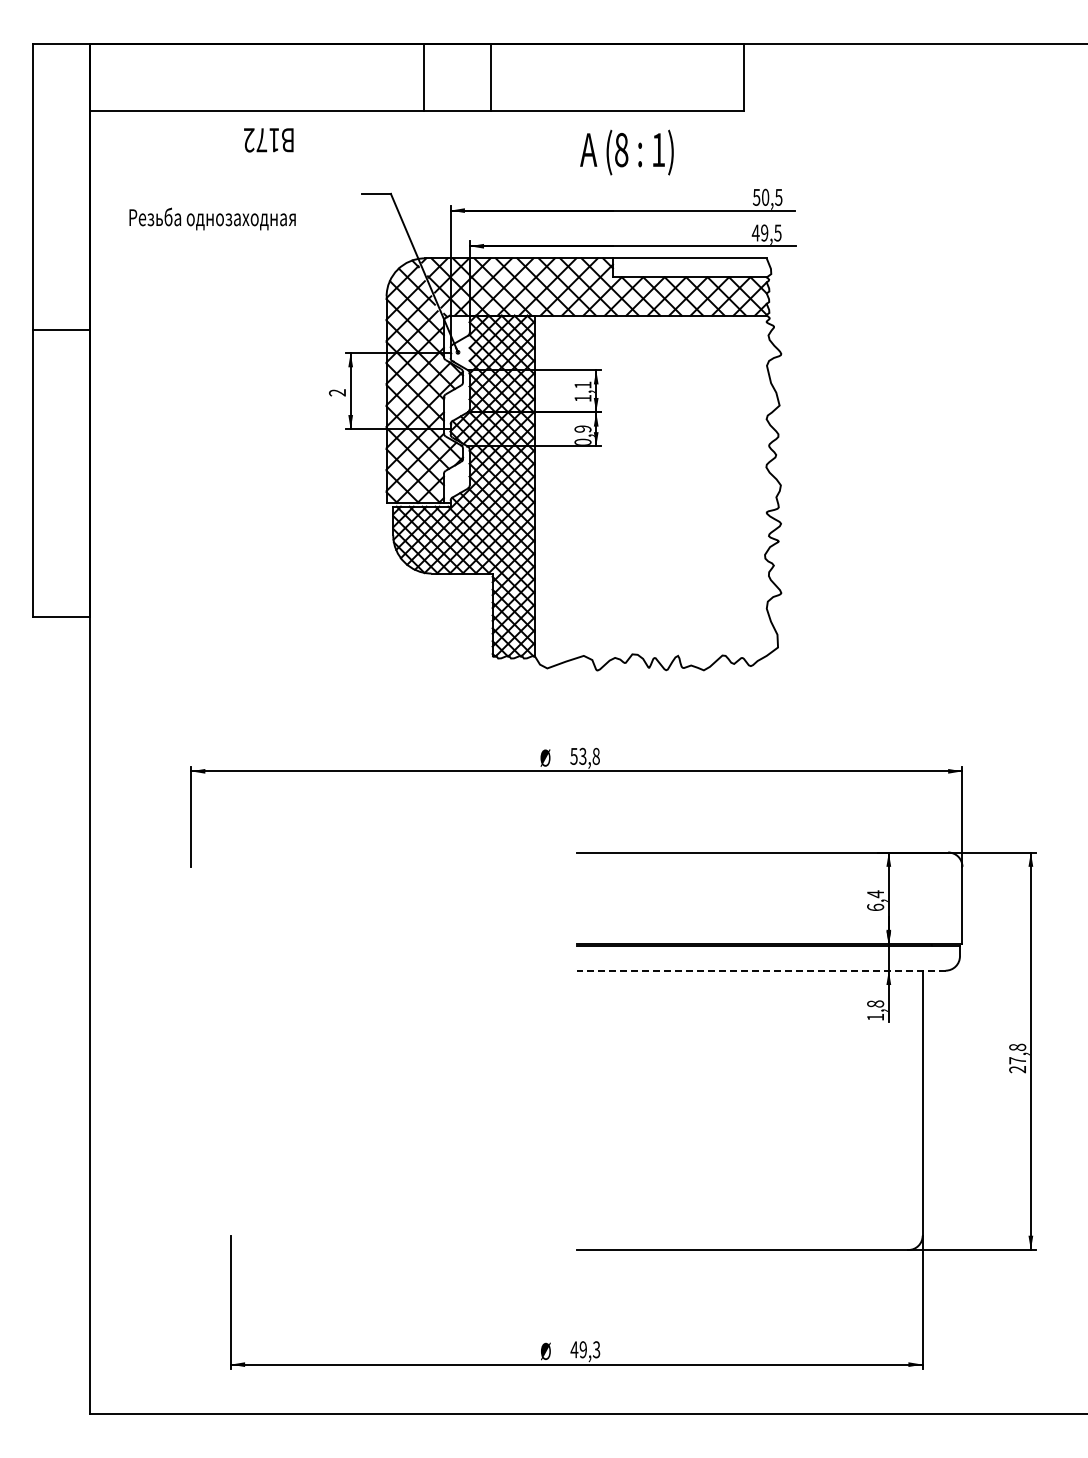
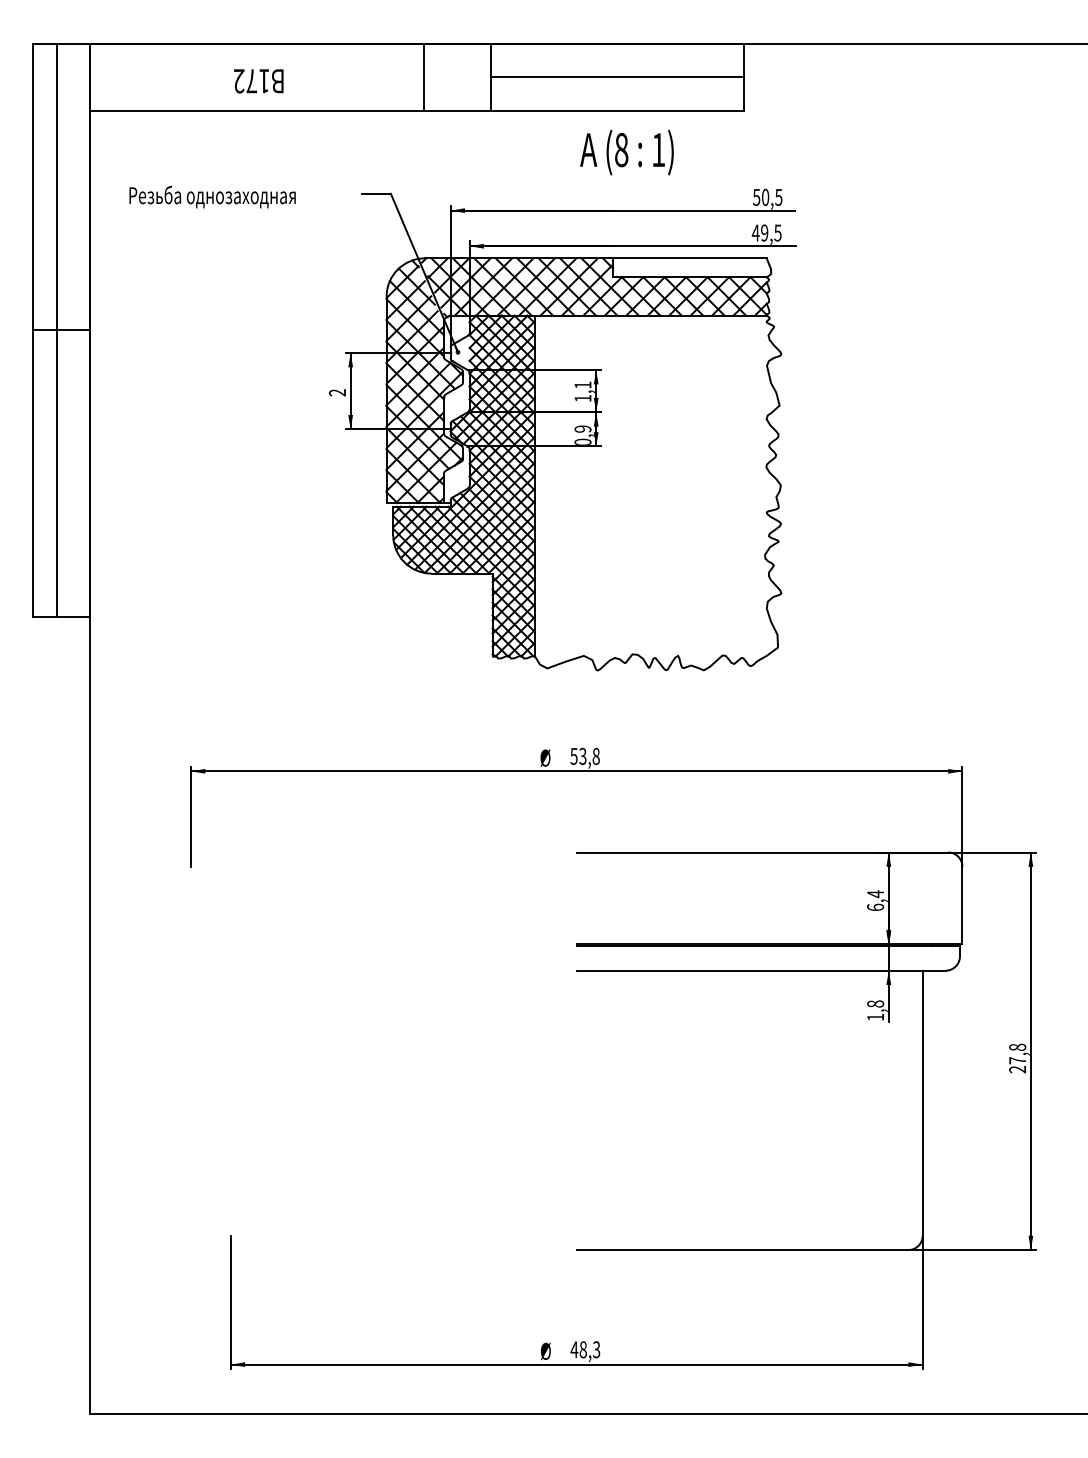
line: none -> present (617, 77)
text position: (268, 140) -> (258, 81) (258, 81)
text position: (212, 218) -> (212, 196) (212, 196)
line: none -> present (56, 329)
line: dashed -> solid (760, 970)
text: 49,3 -> 48,3 (582, 1349)
